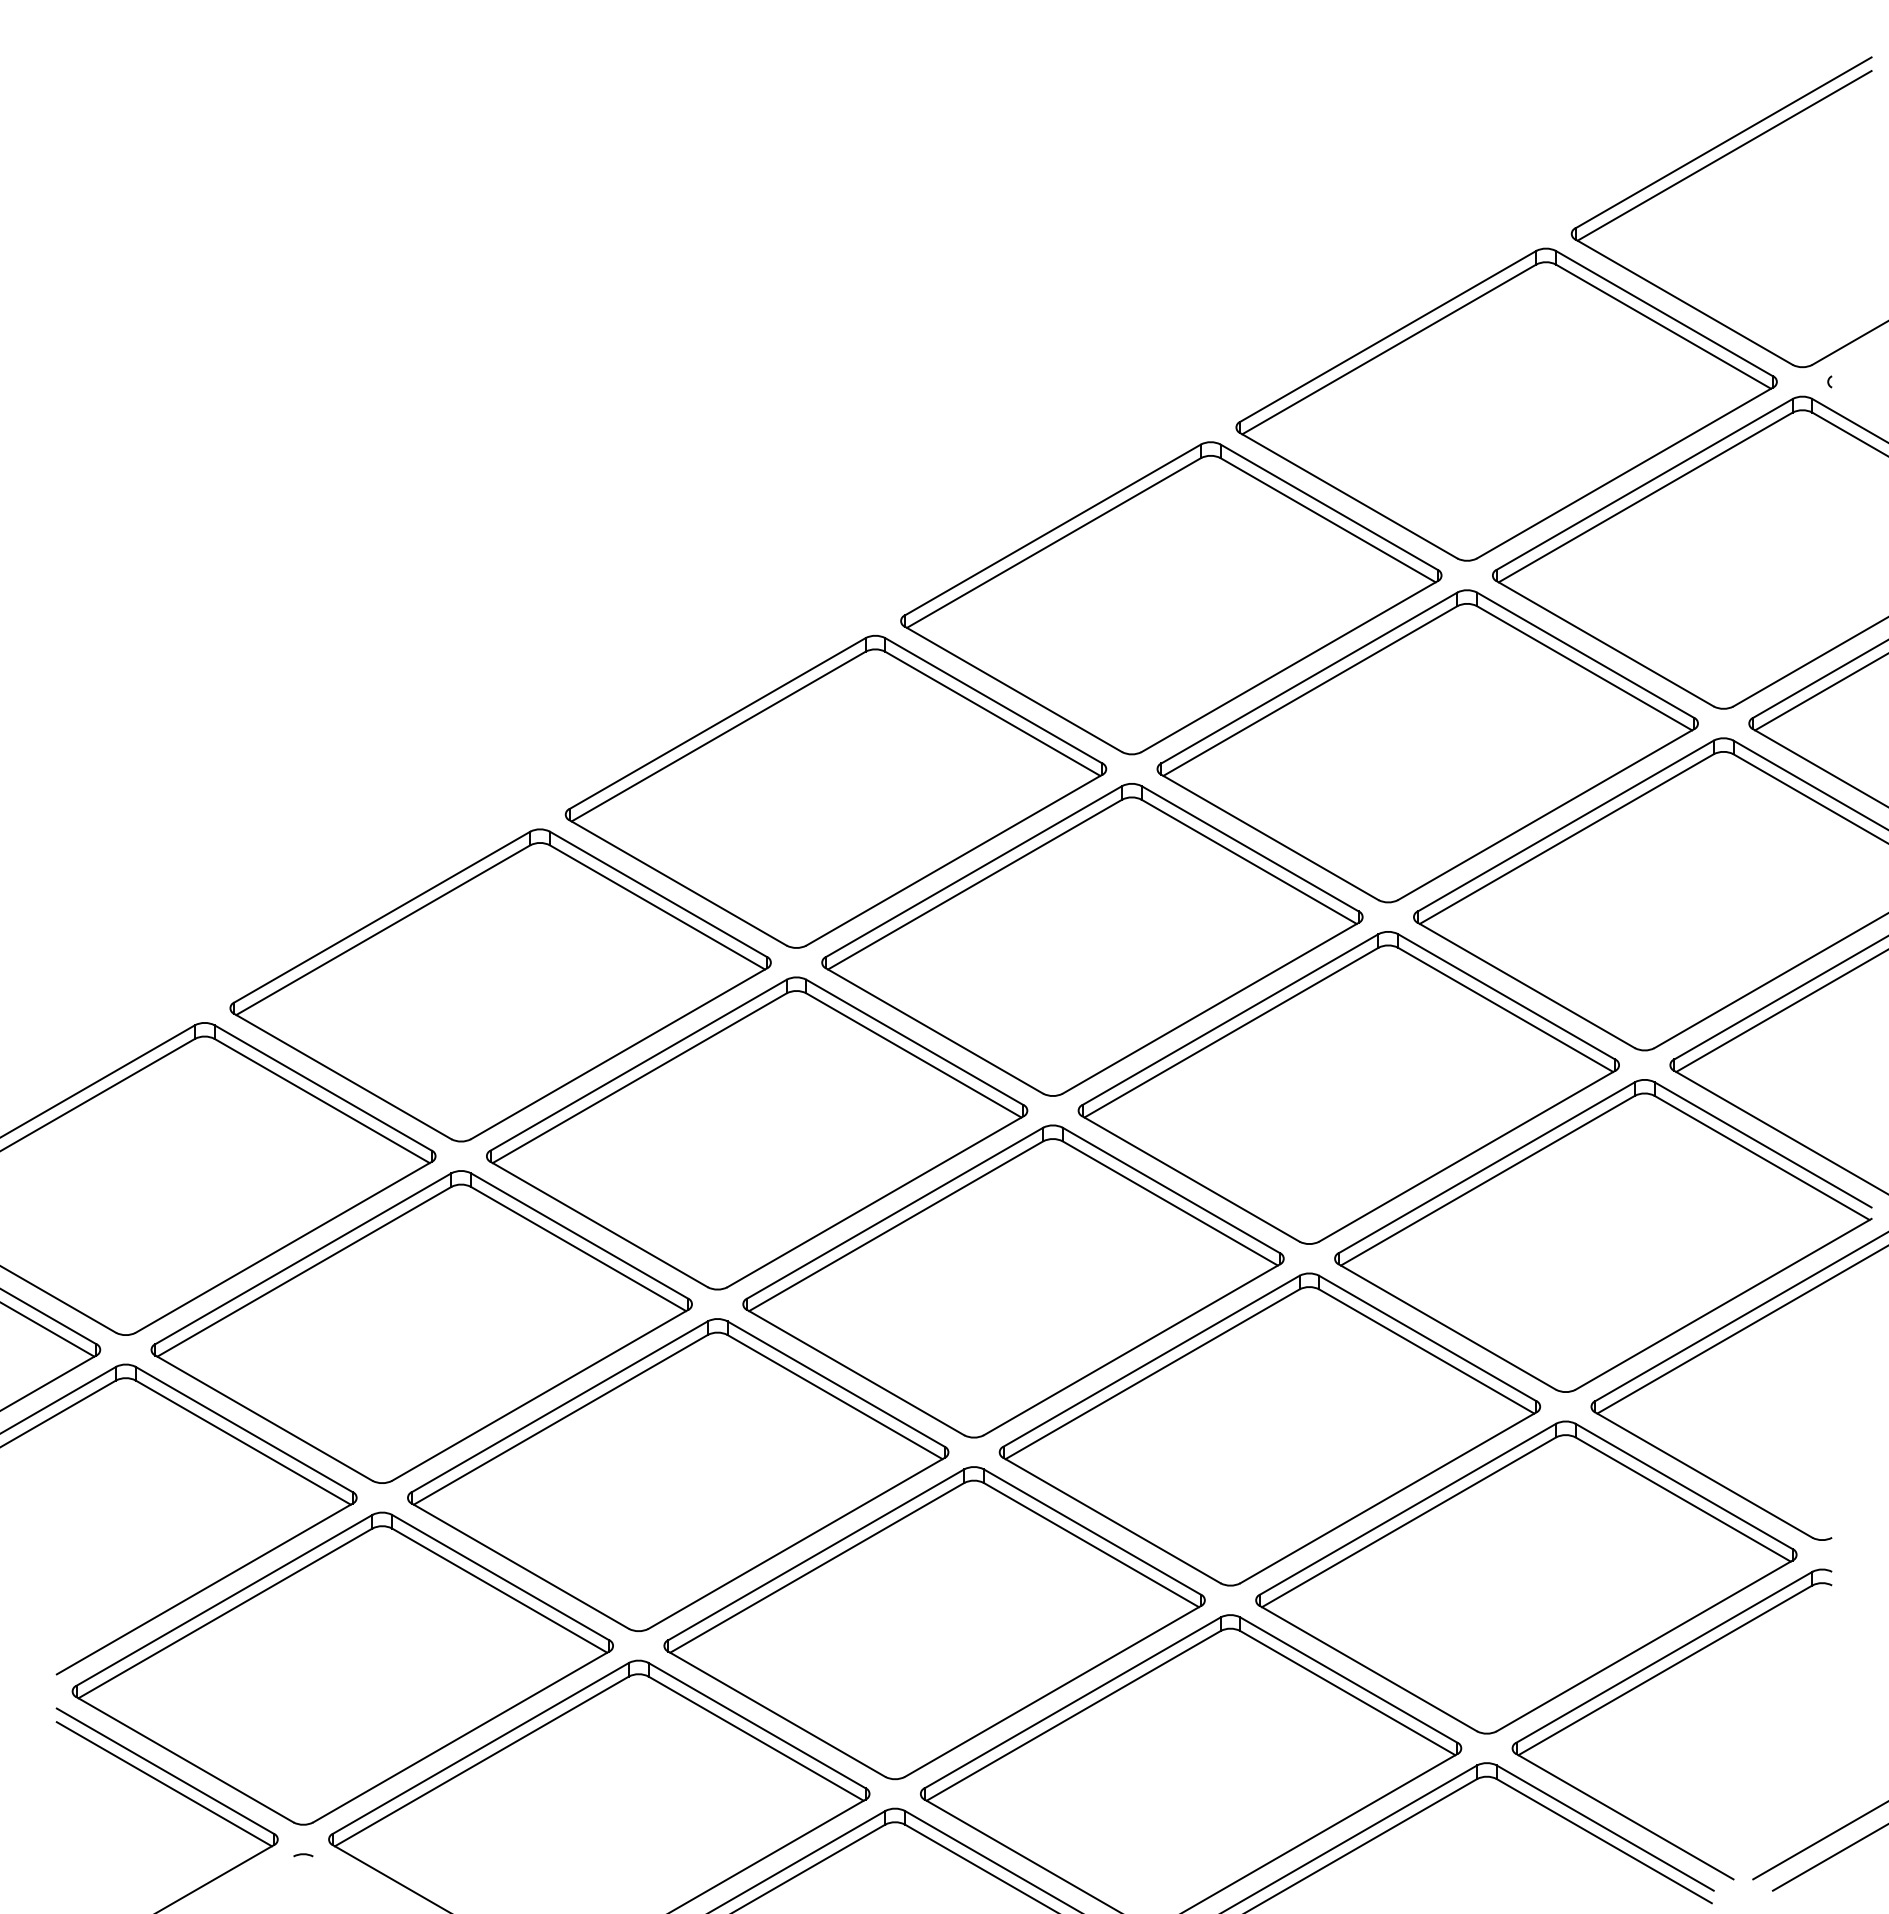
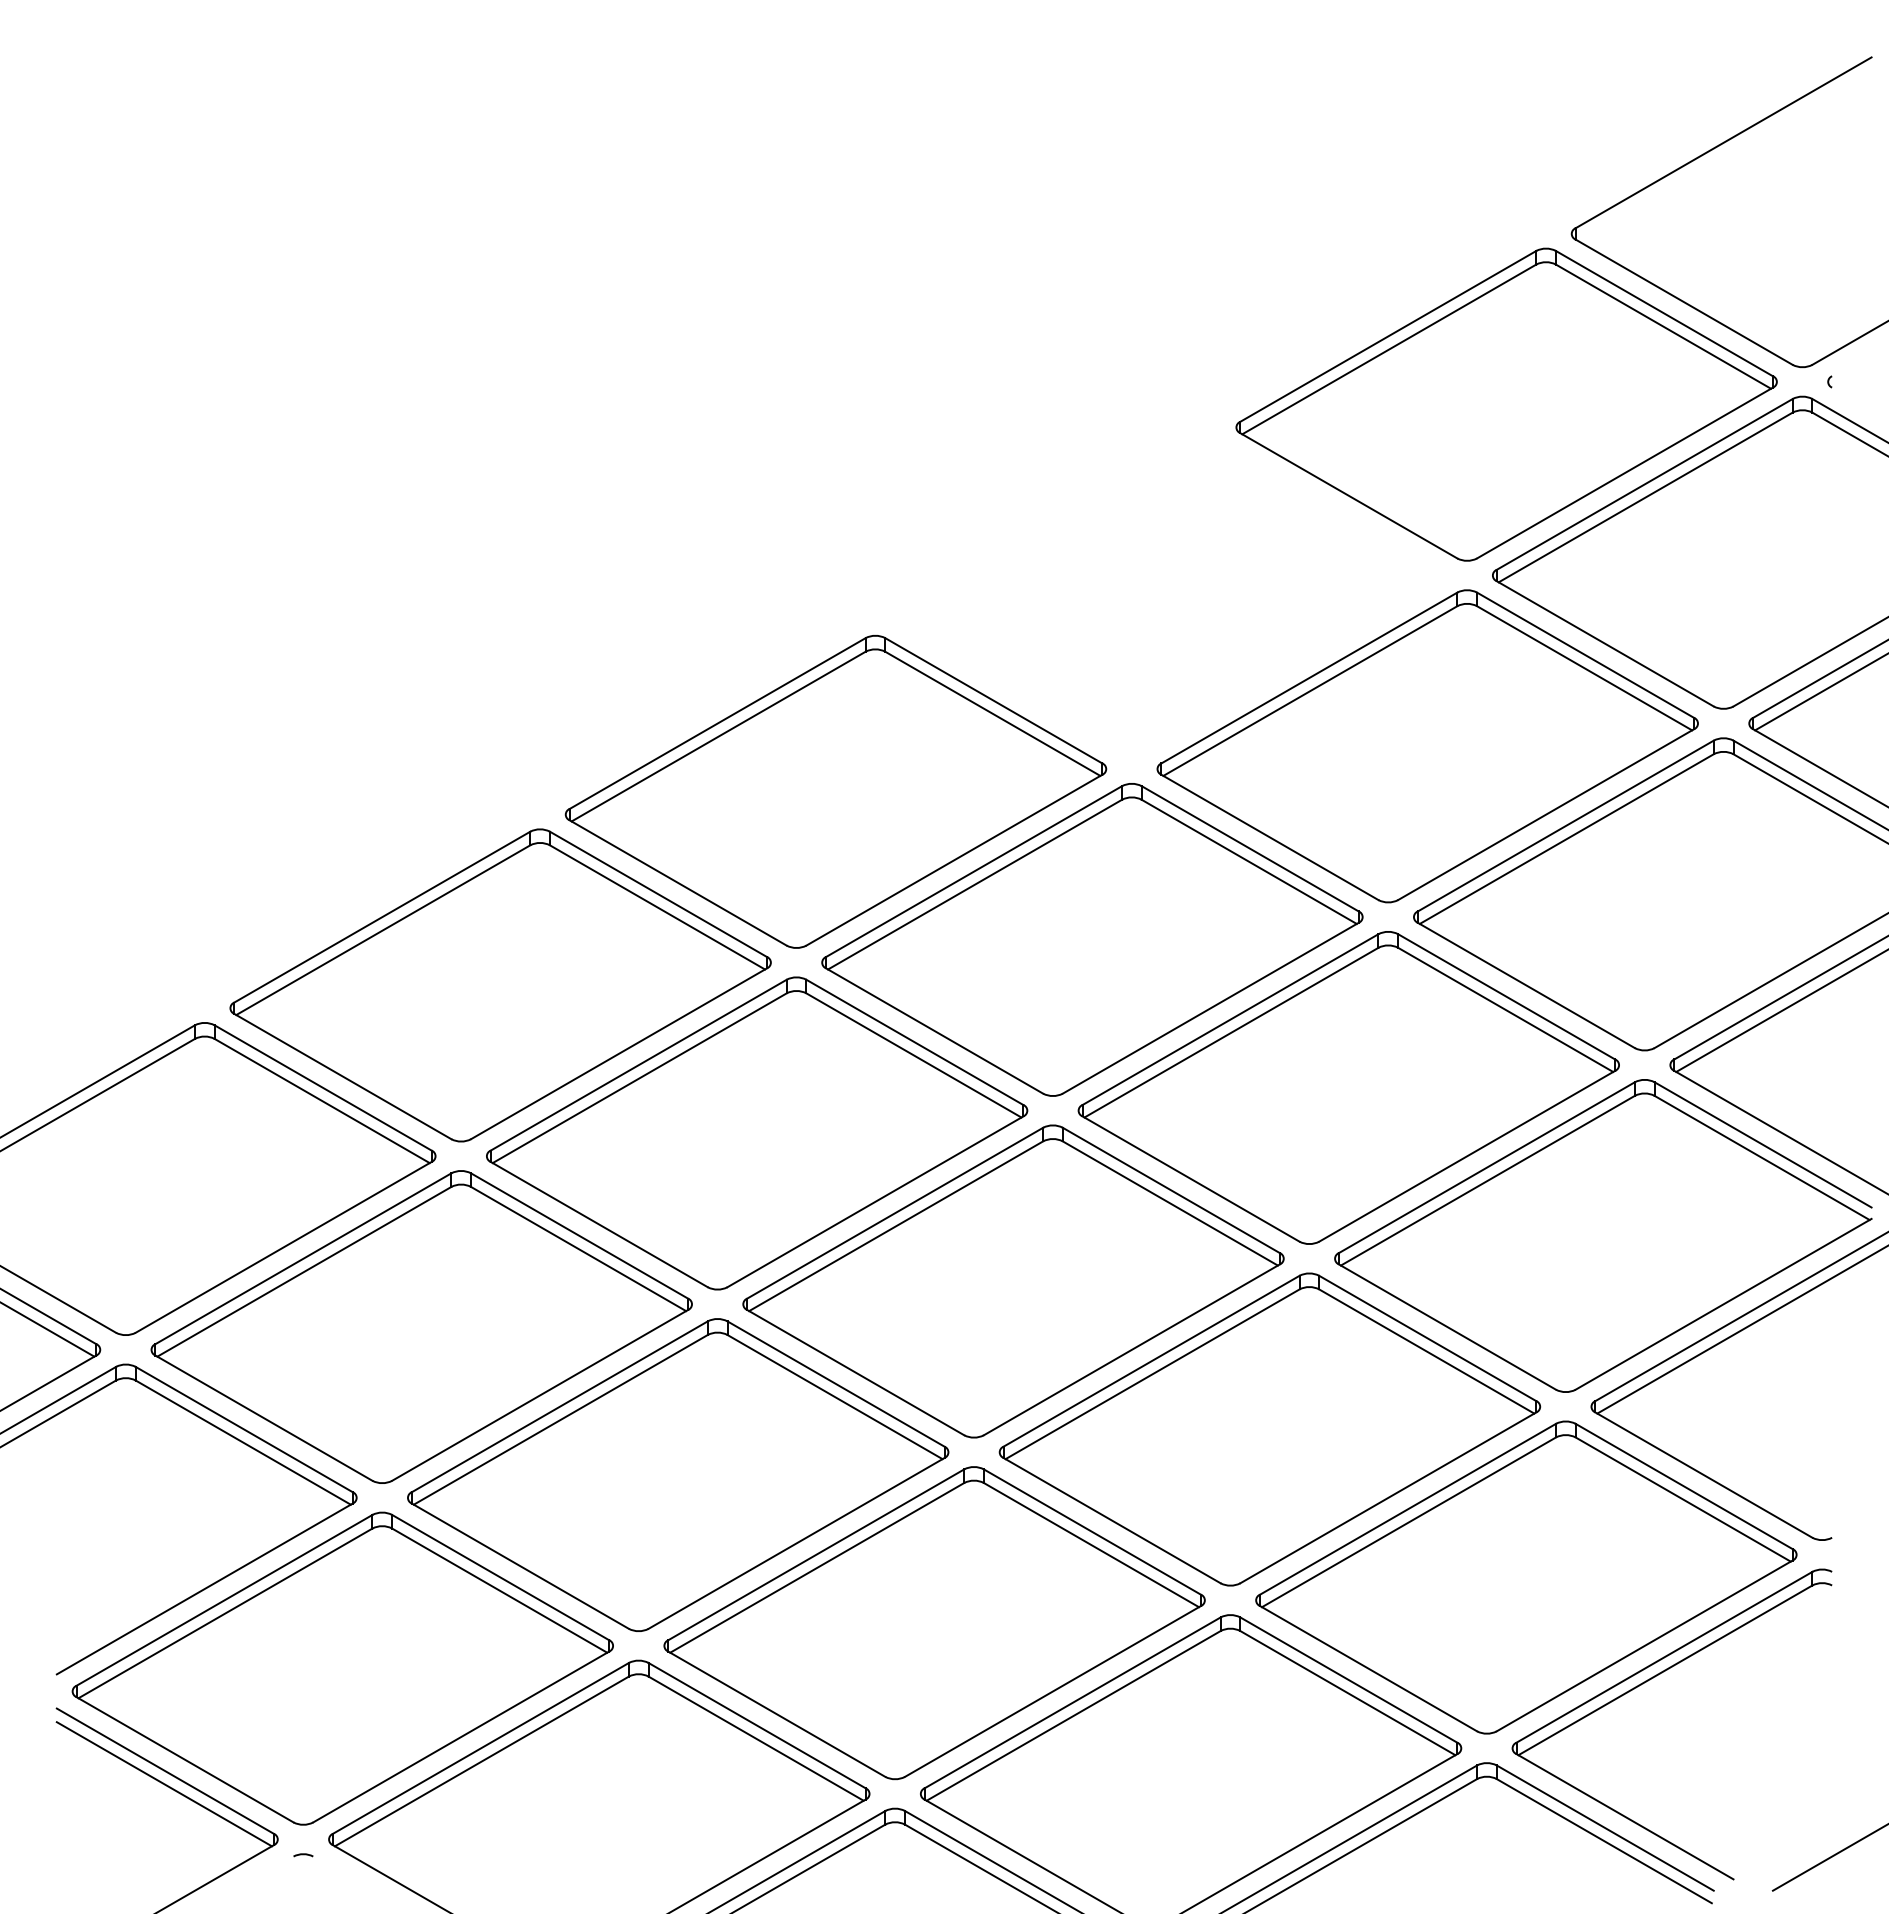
line: present -> none (1724, 155)
part: present -> none (1171, 598)
line: present -> none (1819, 1840)
